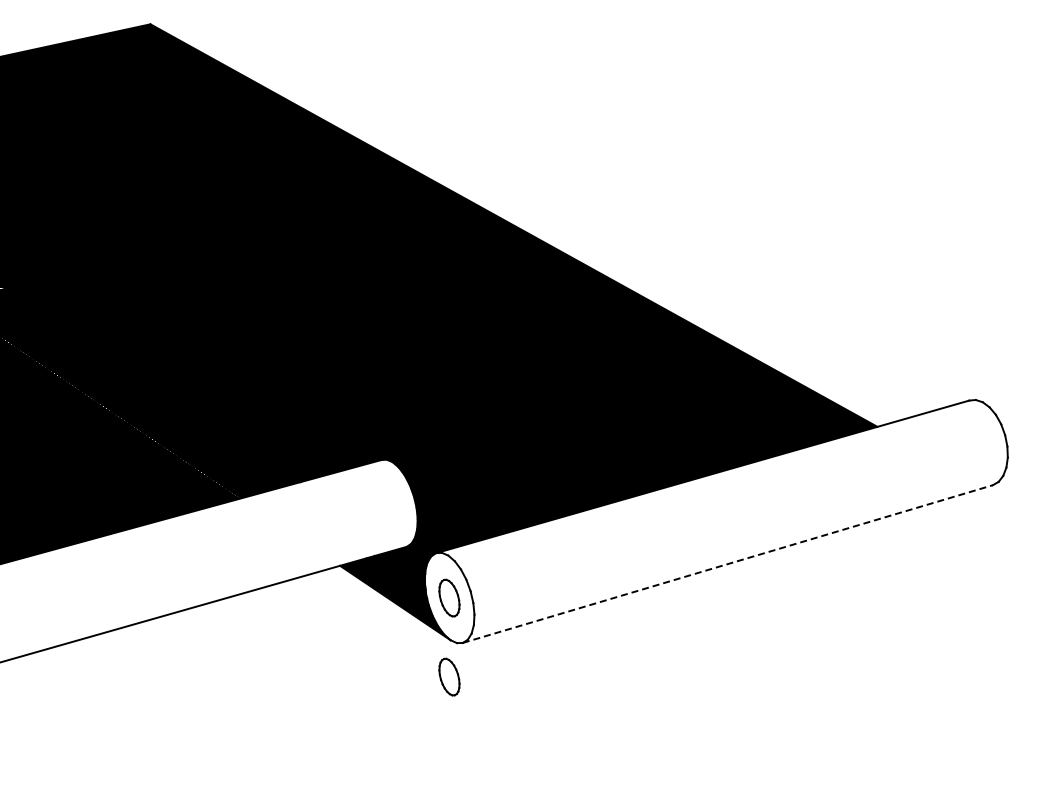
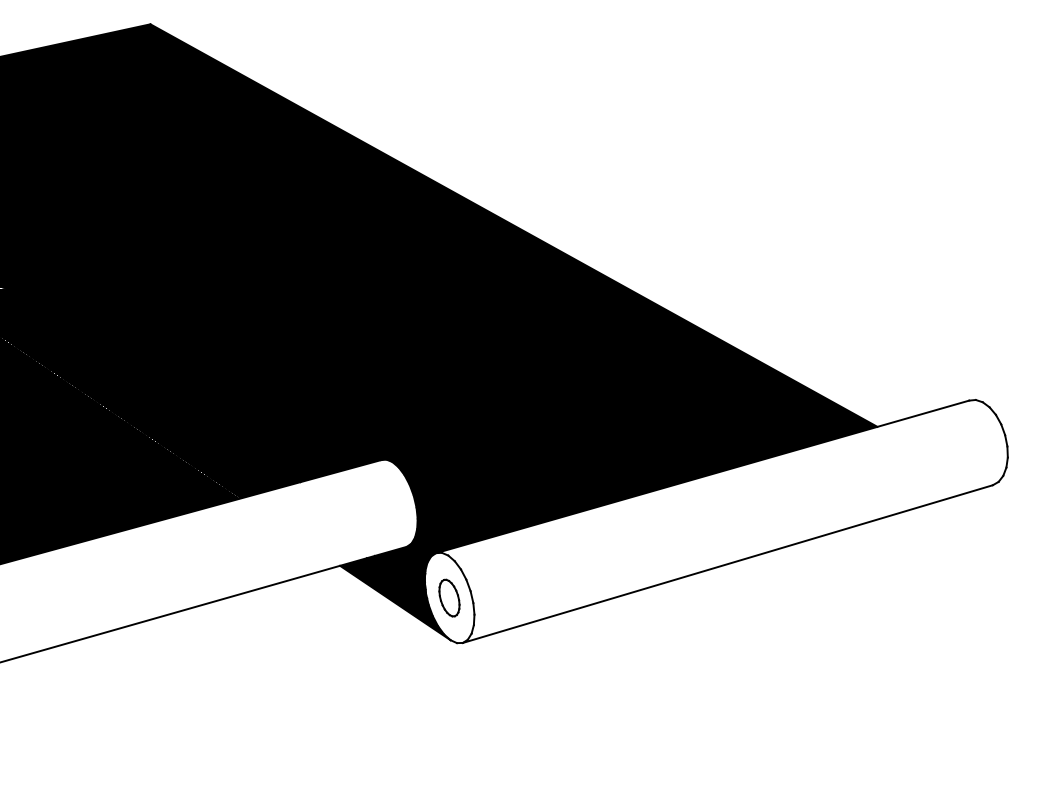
line: dashed -> solid (728, 563)
part: present -> none (449, 676)
